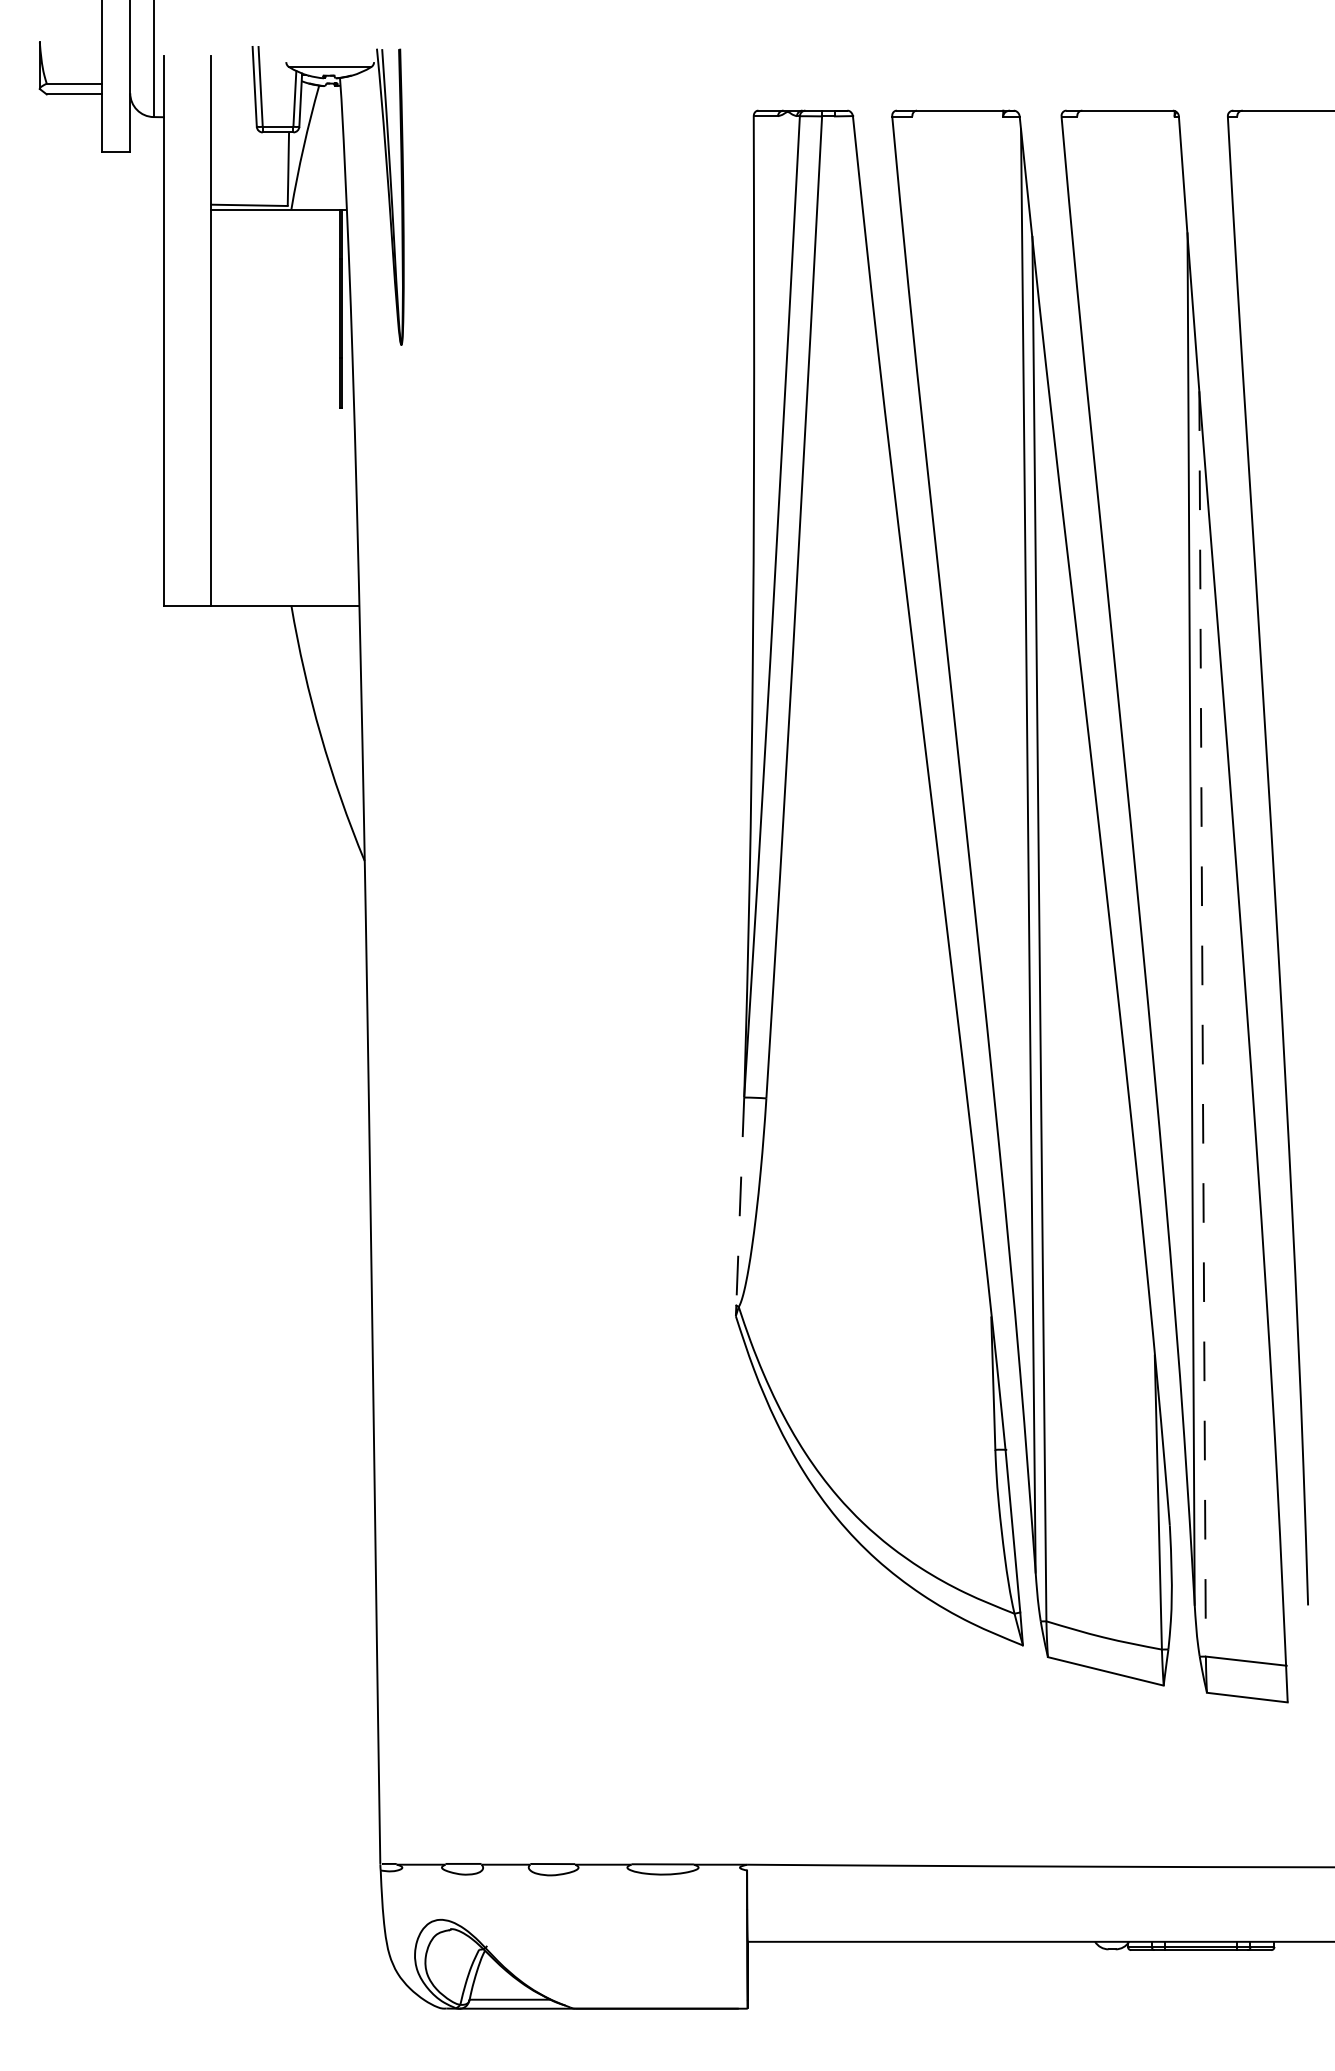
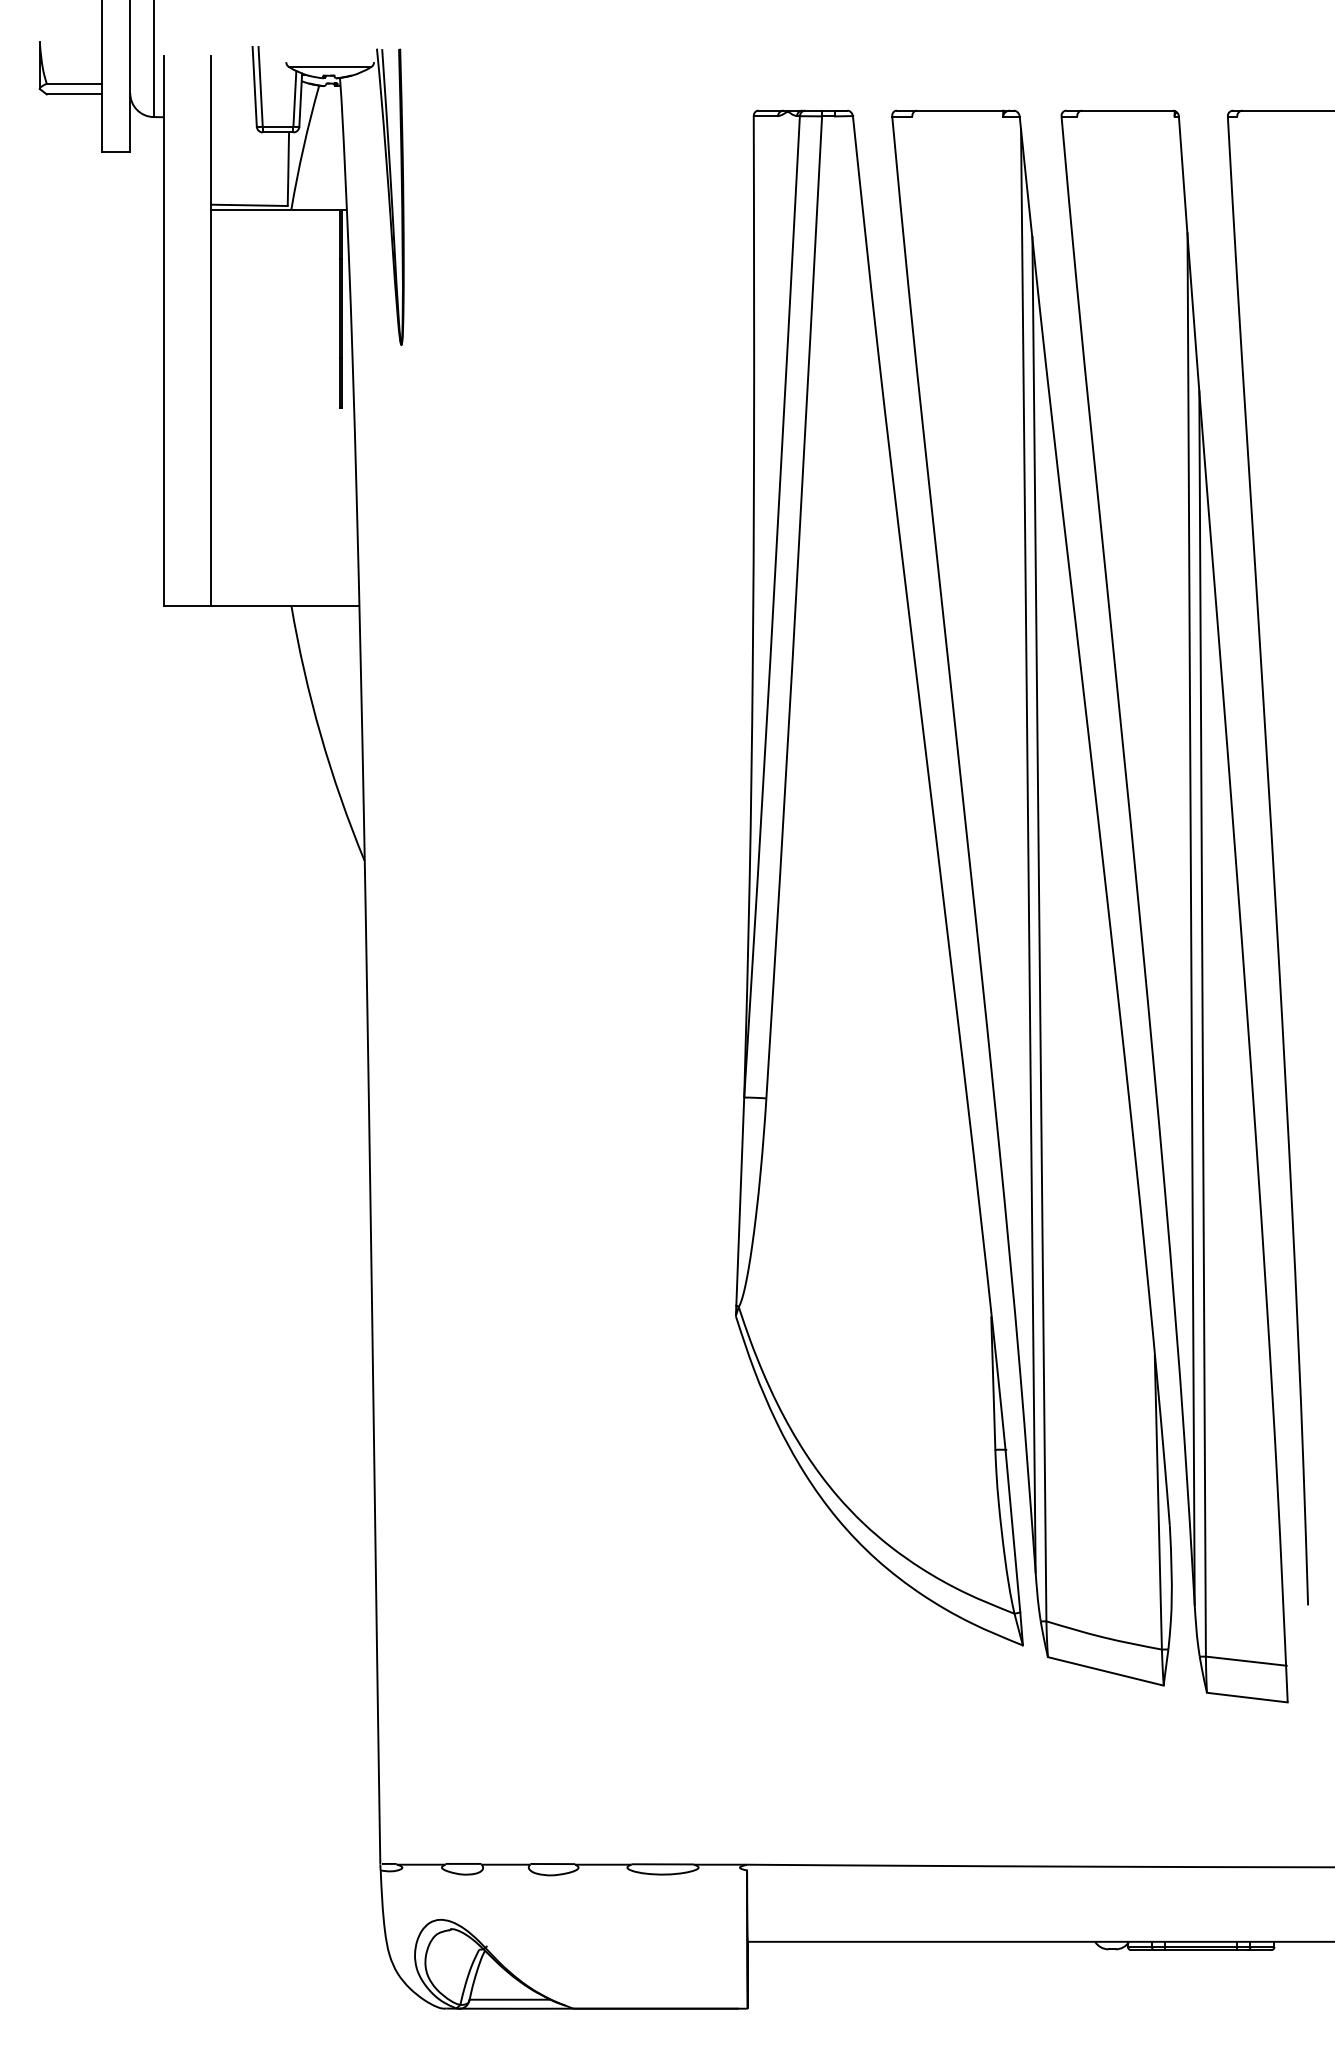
line: dashed -> solid (1202, 1023)
line: dashed -> solid (740, 1201)
